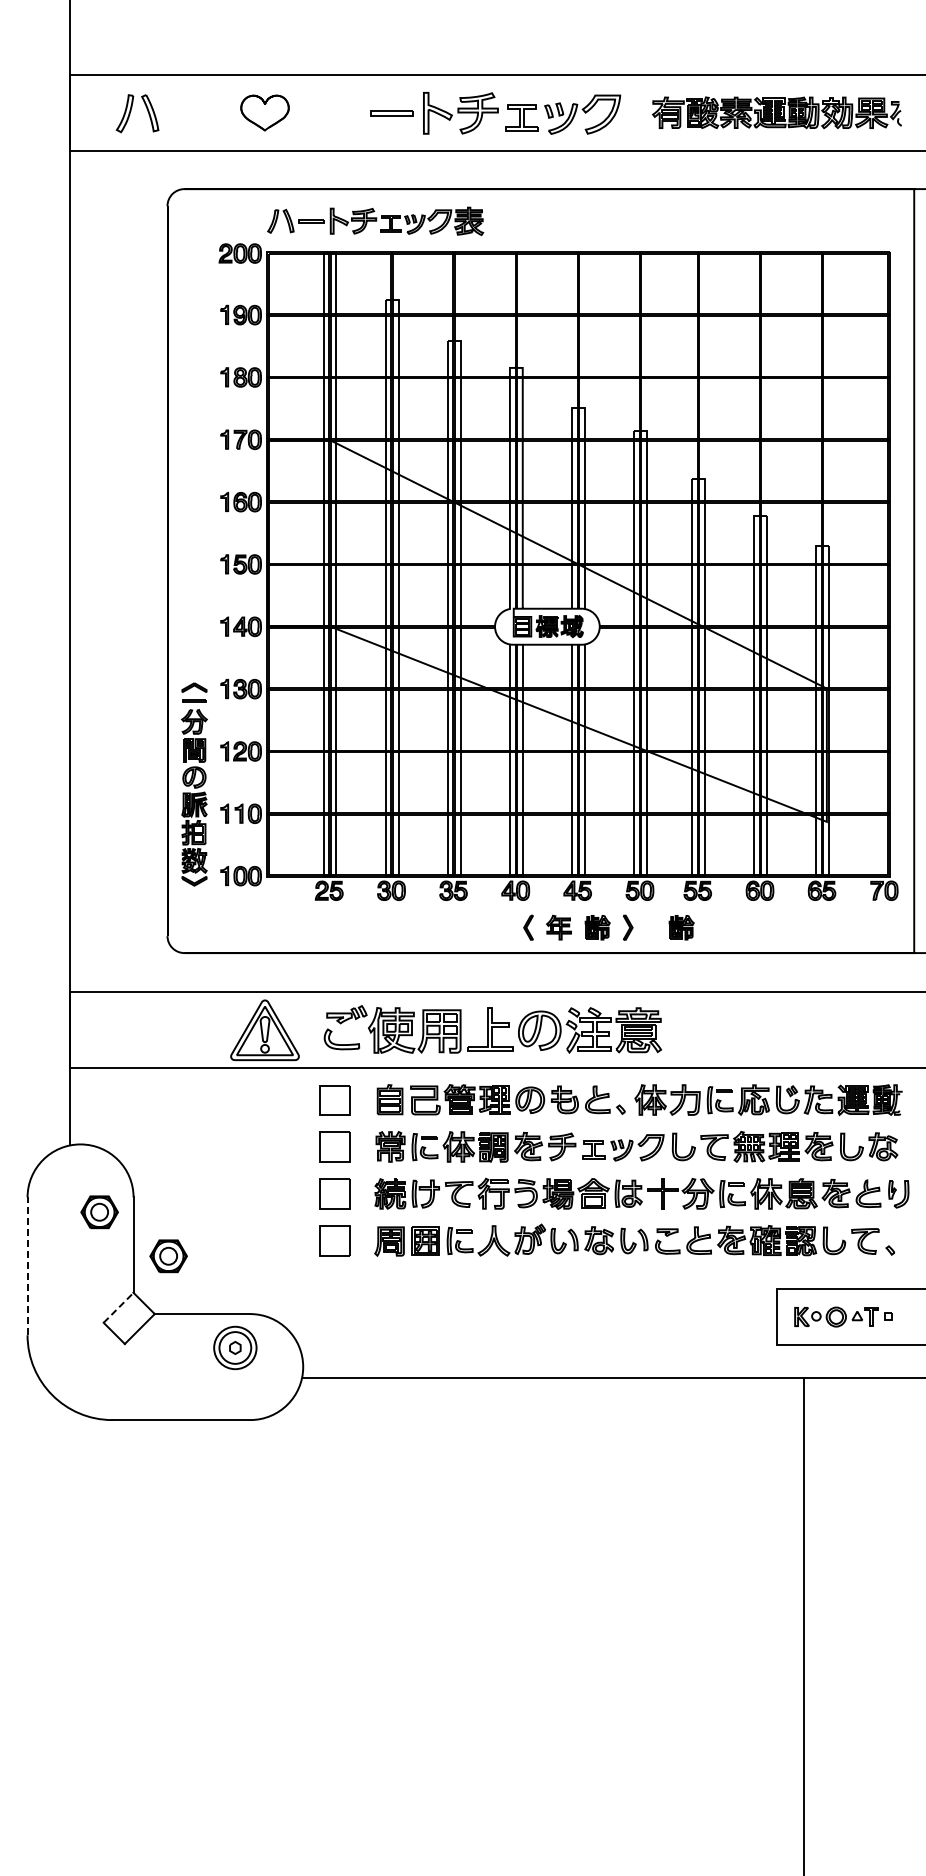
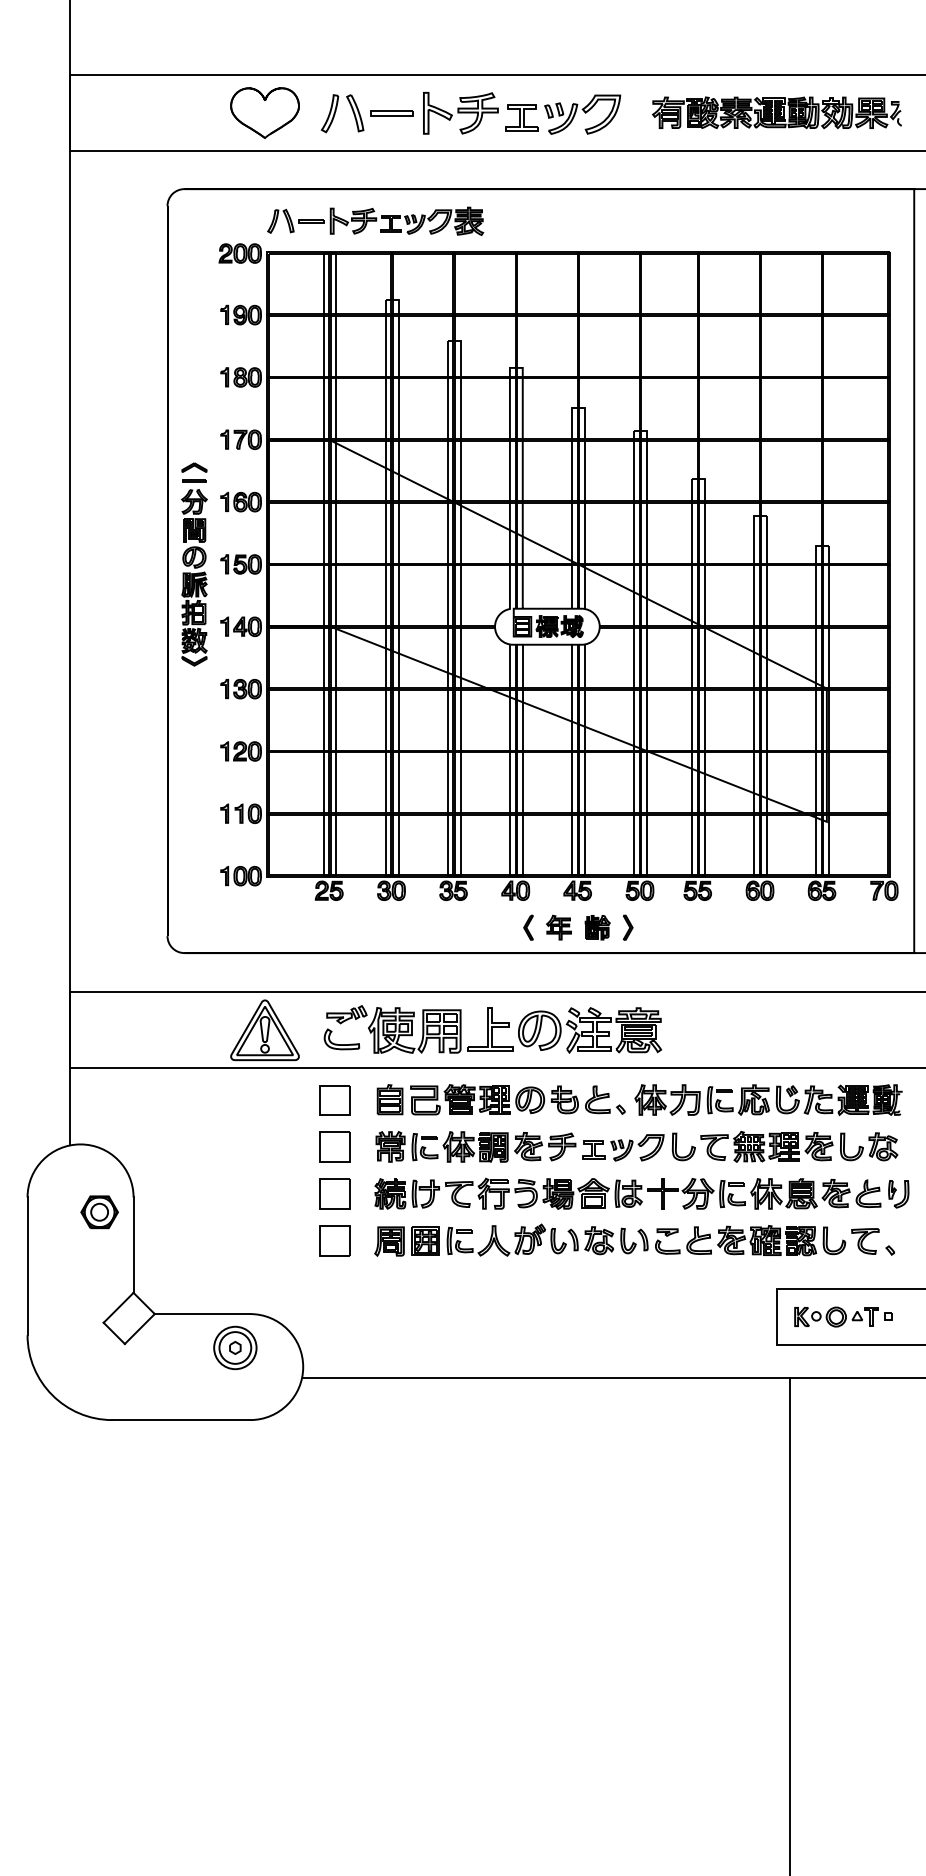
part position: (131, 111) -> (336, 111) (336, 111)
part size: 50x38 px -> 70x52 px (264, 112)
part position: (194, 784) -> (194, 564) (194, 564)
part: present -> none (681, 927)
part: present -> none (168, 1256)
line: dashed -> solid (27, 1266)
line: dashed -> solid (118, 1307)
line position: (803, 1624) -> (789, 1624) (789, 1624)
